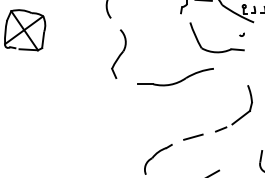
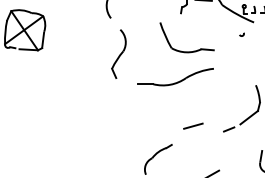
part position: (211, 50) -> (181, 50) (181, 50)
part position: (239, 117) -> (247, 117) (247, 117)
line position: (193, 136) -> (193, 125) (193, 125)
